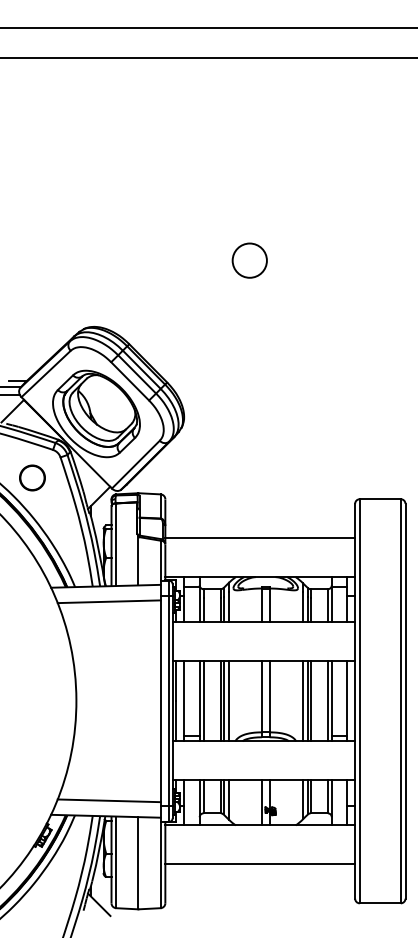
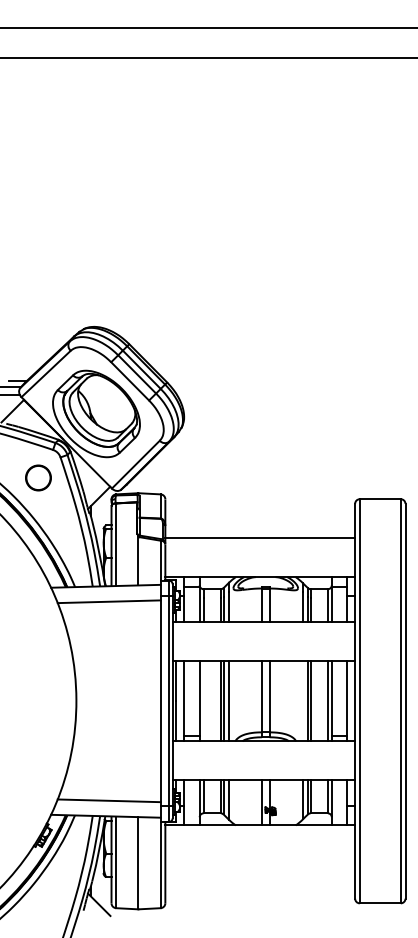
circle: present -> none (249, 260)
circle position: (32, 477) -> (38, 477) (38, 477)
line: present -> none (203, 701)
line: present -> none (303, 701)
line: present -> none (260, 864)
